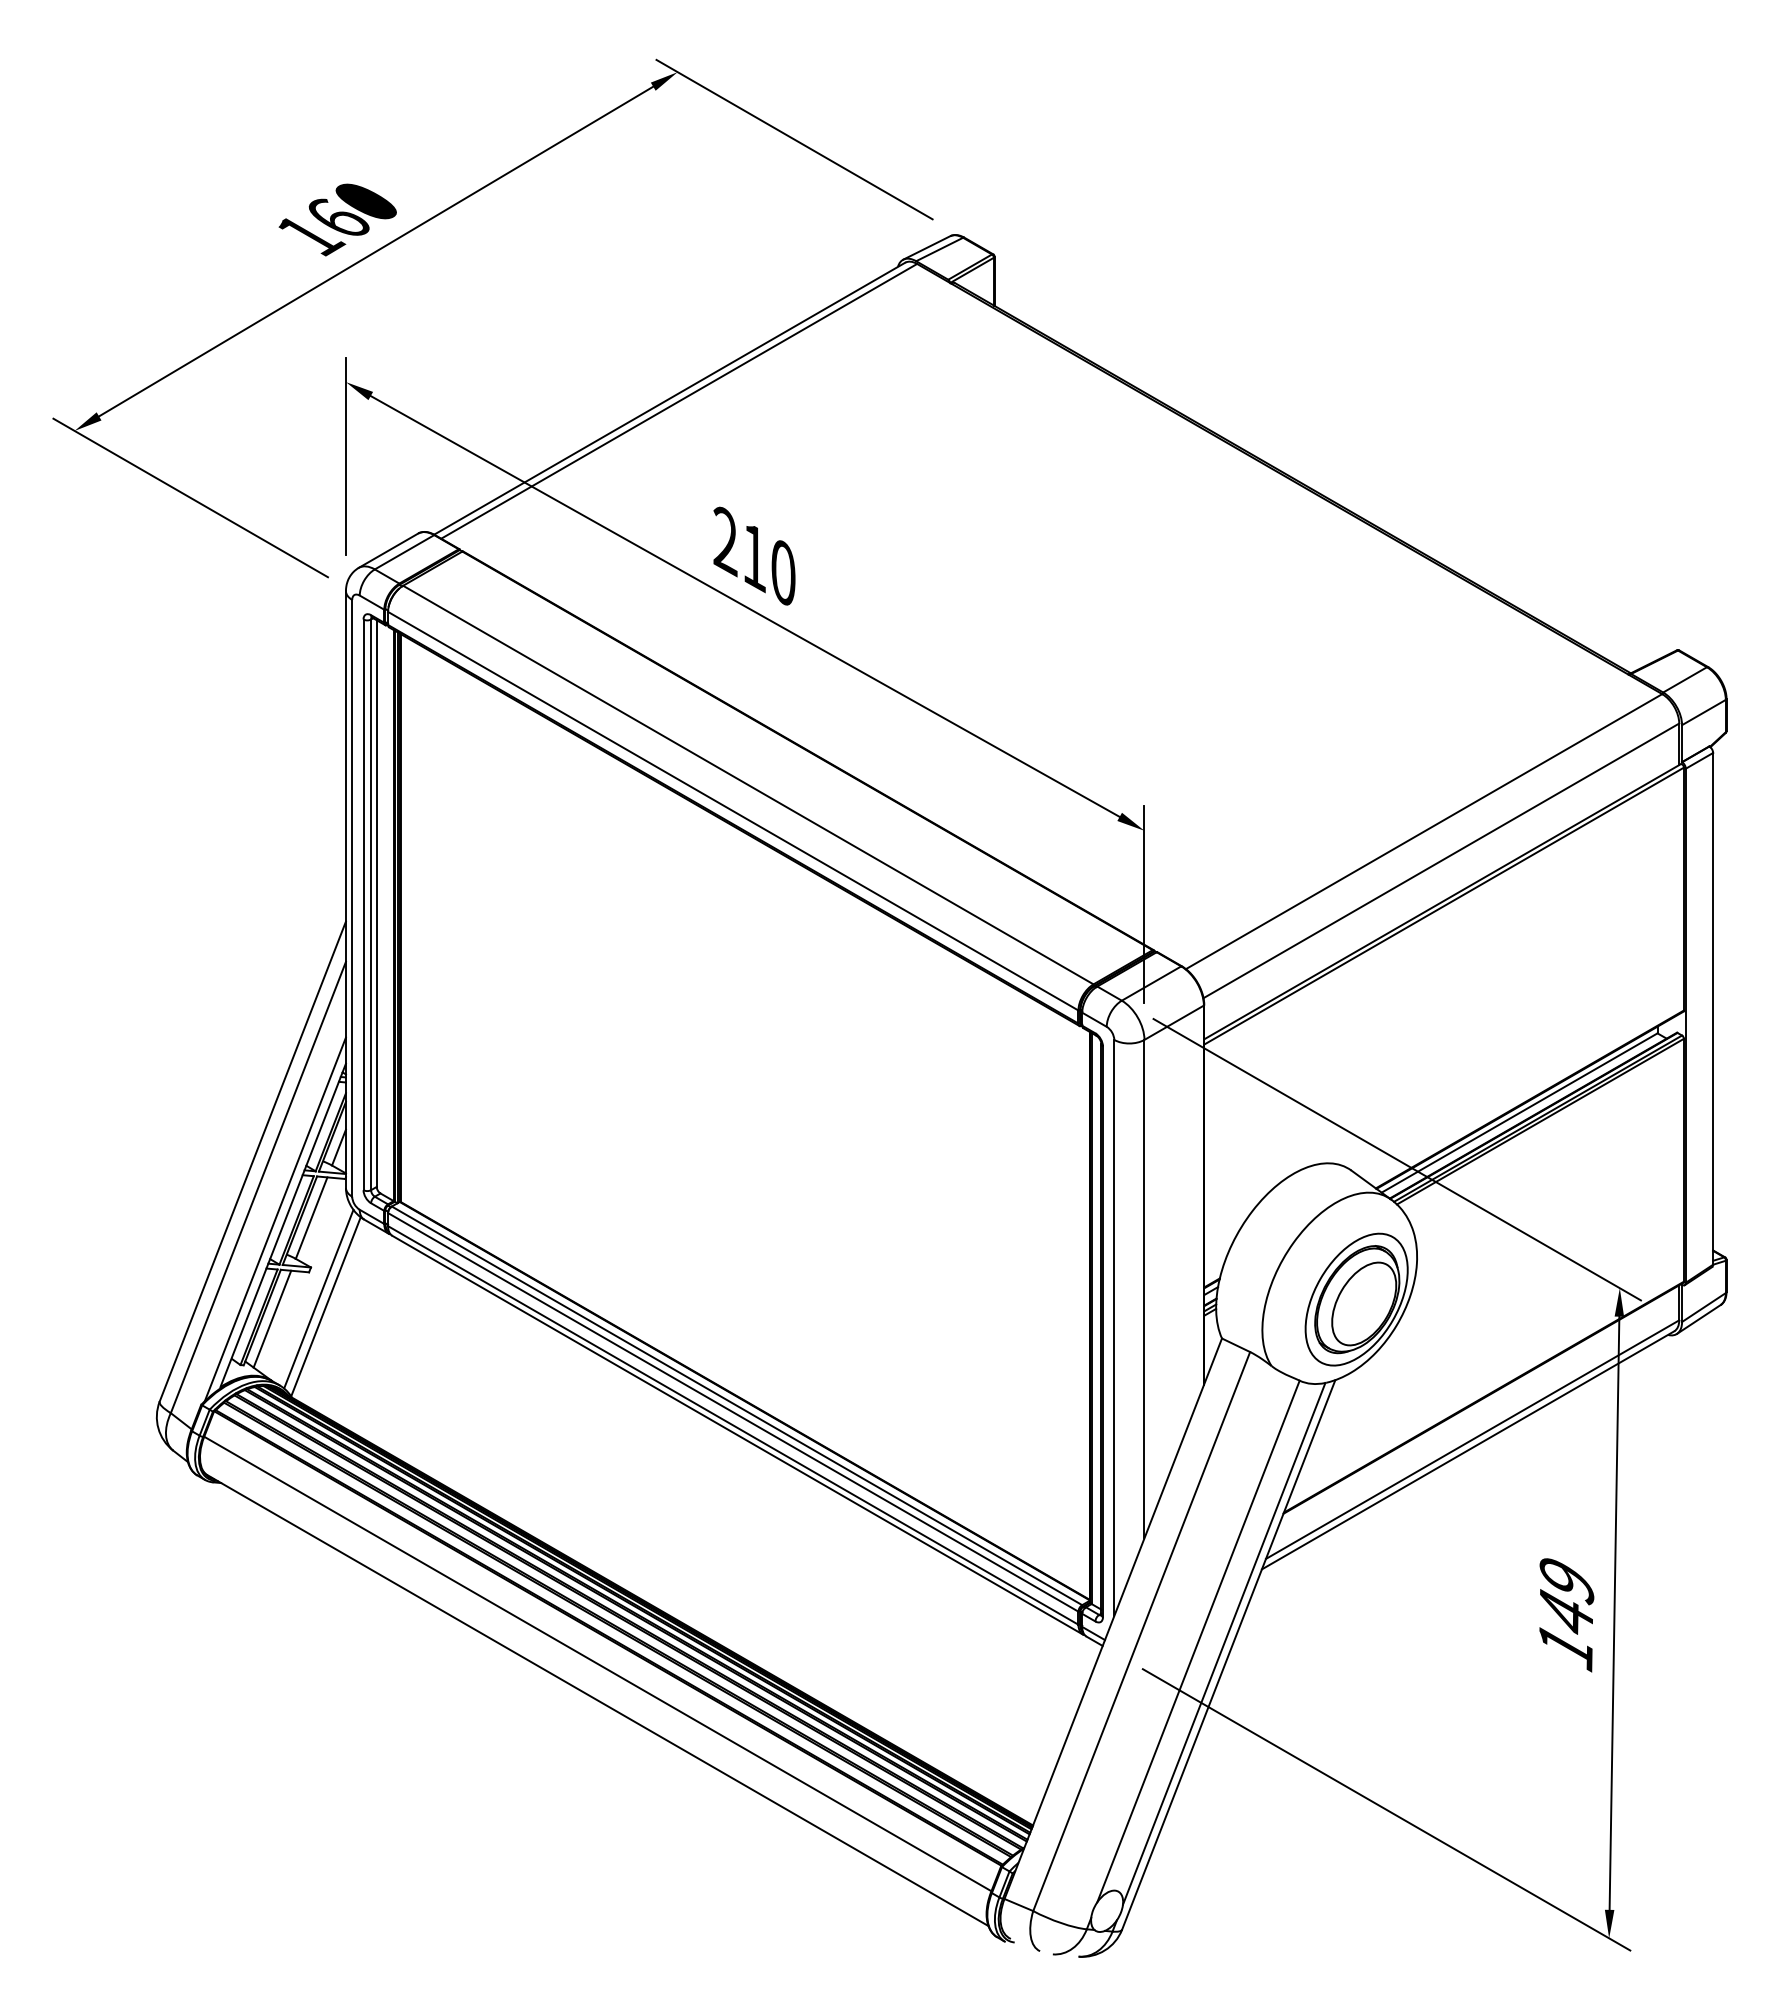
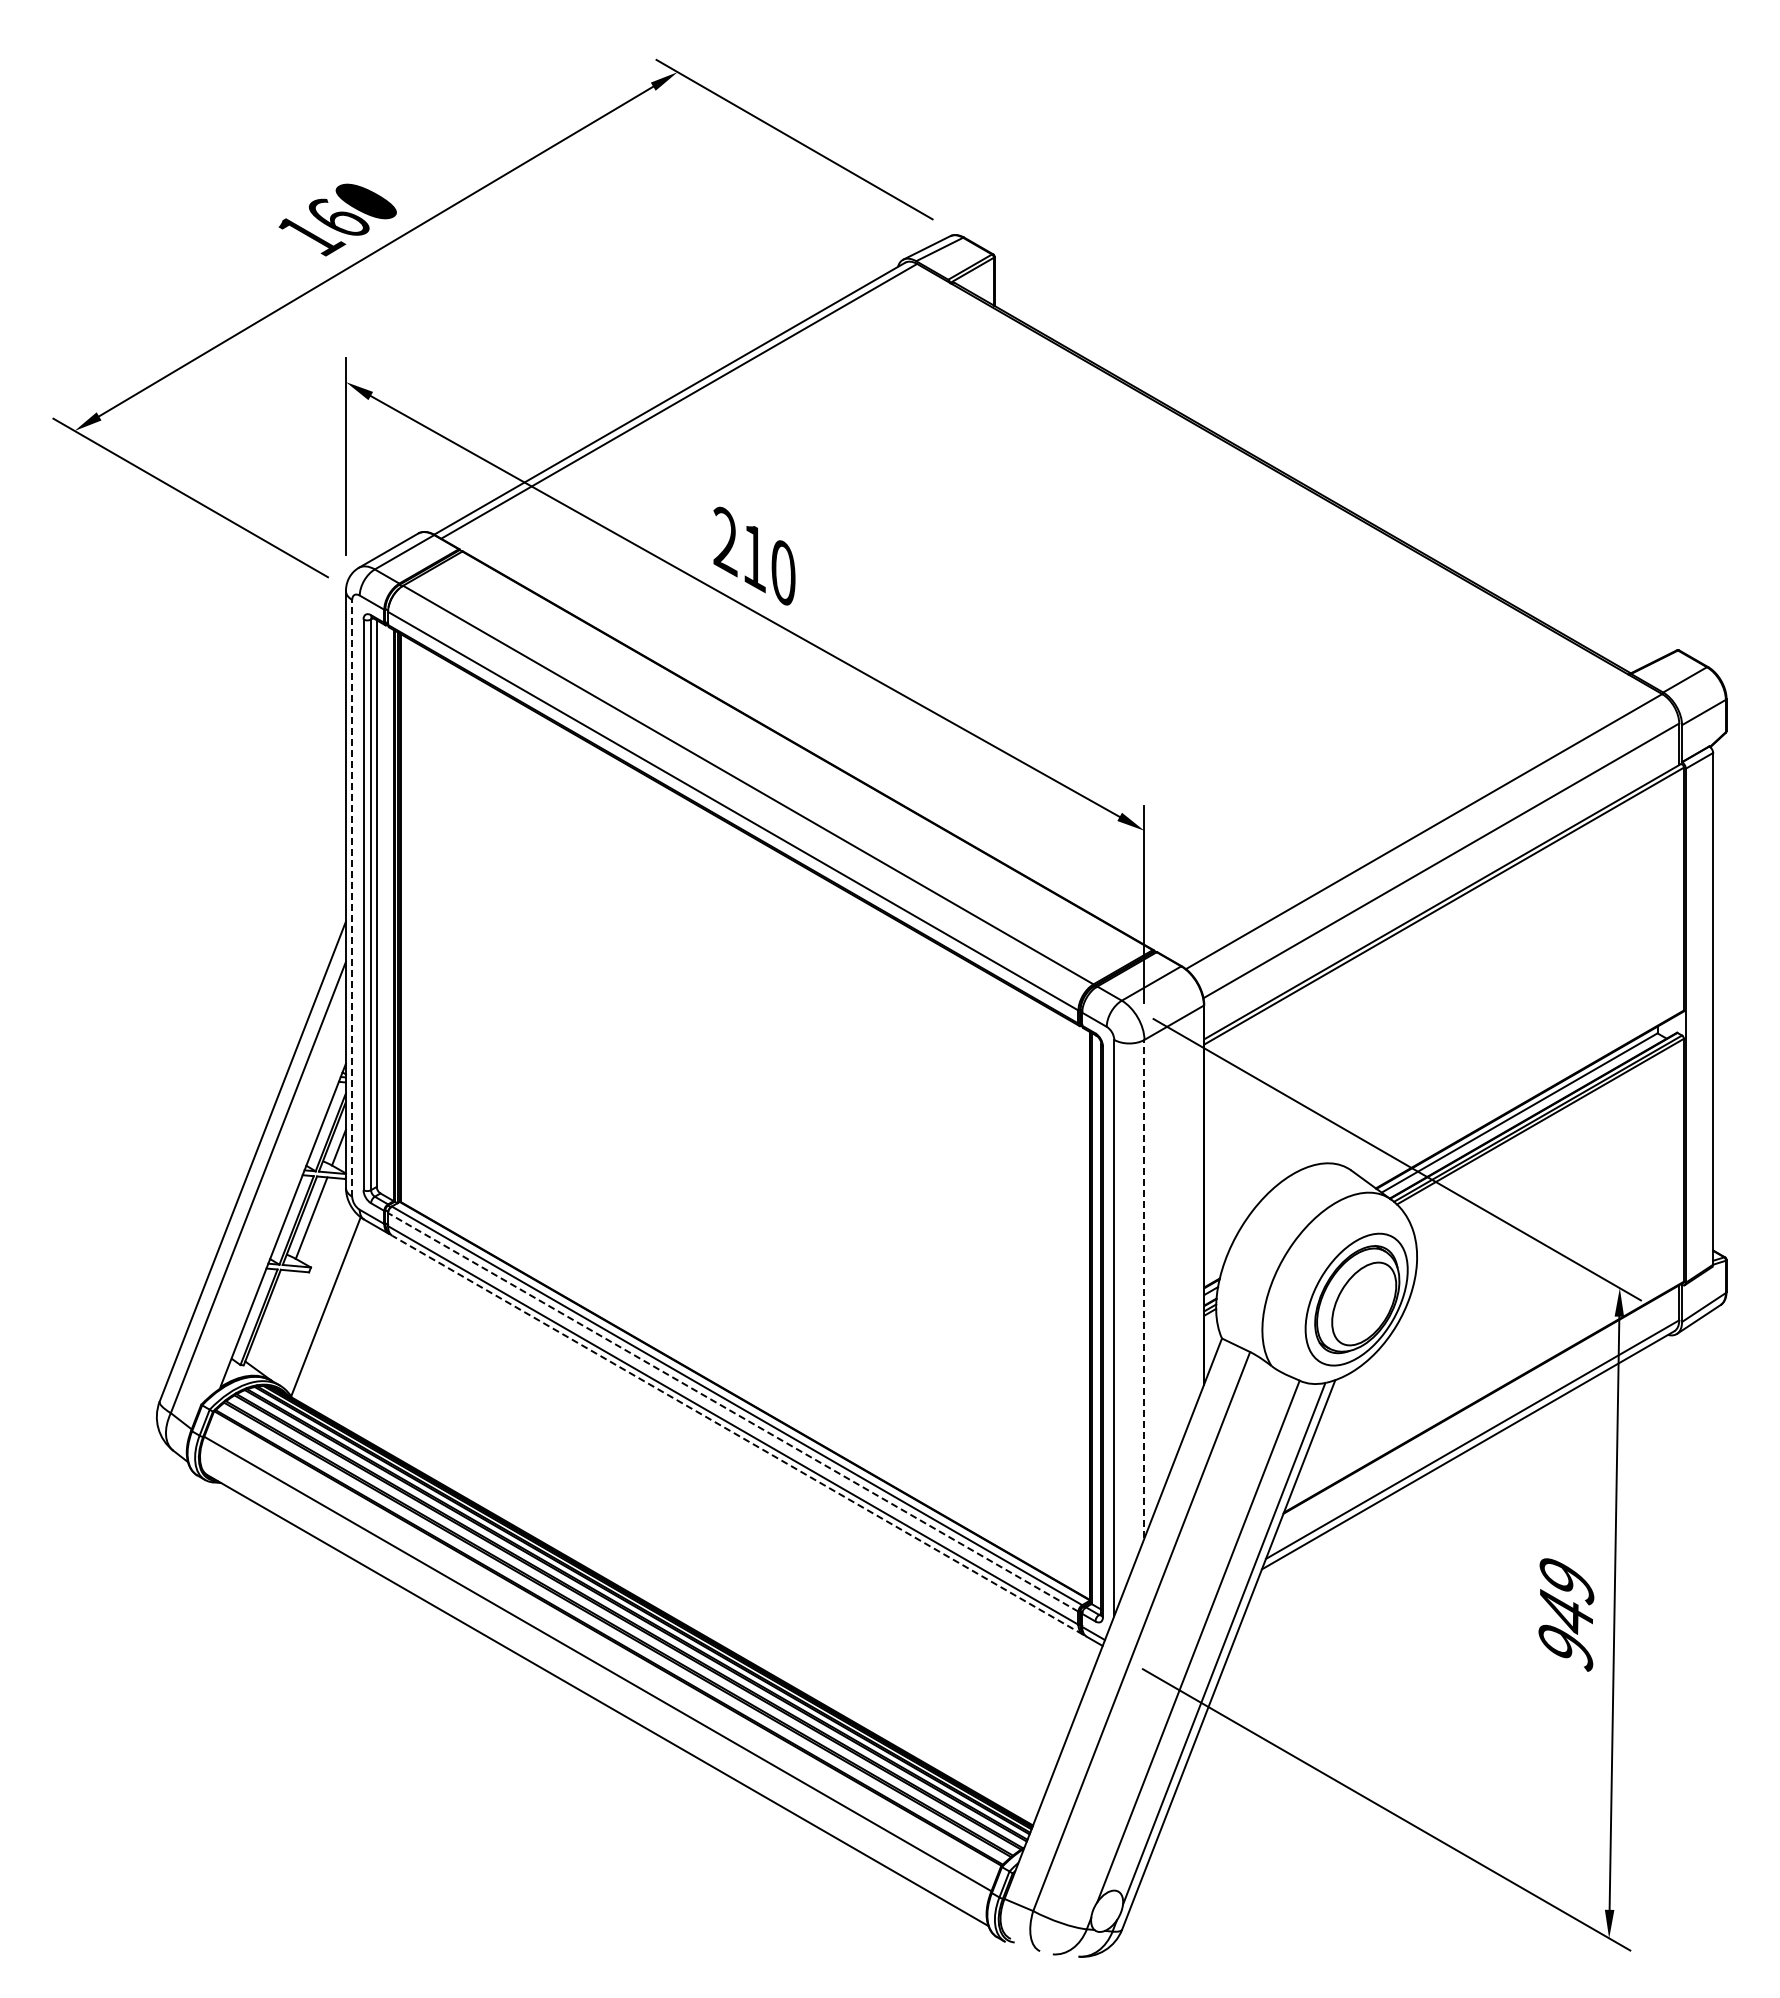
line: solid -> dashed (352, 897)
line: present -> none (274, 1219)
line: solid -> dashed (1144, 1288)
line: present -> none (318, 1298)
line: present -> none (272, 1318)
line: solid -> dashed (733, 1412)
line: solid -> dashed (737, 1435)
text: 149 -> 949 (1565, 1648)
